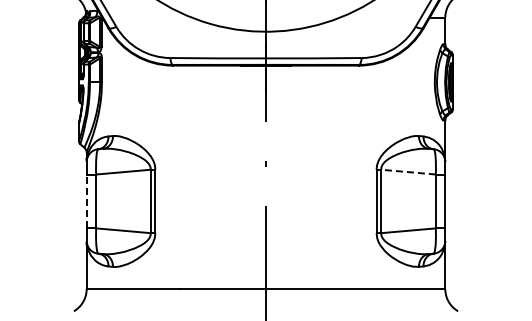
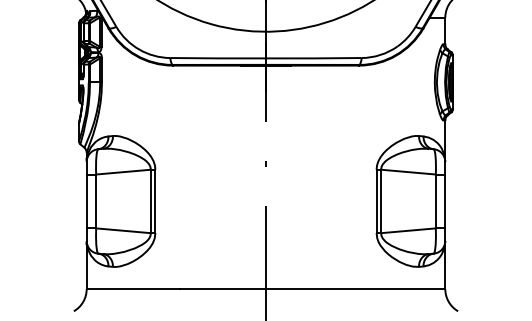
line: dashed -> solid (407, 172)
line: dashed -> solid (86, 201)
